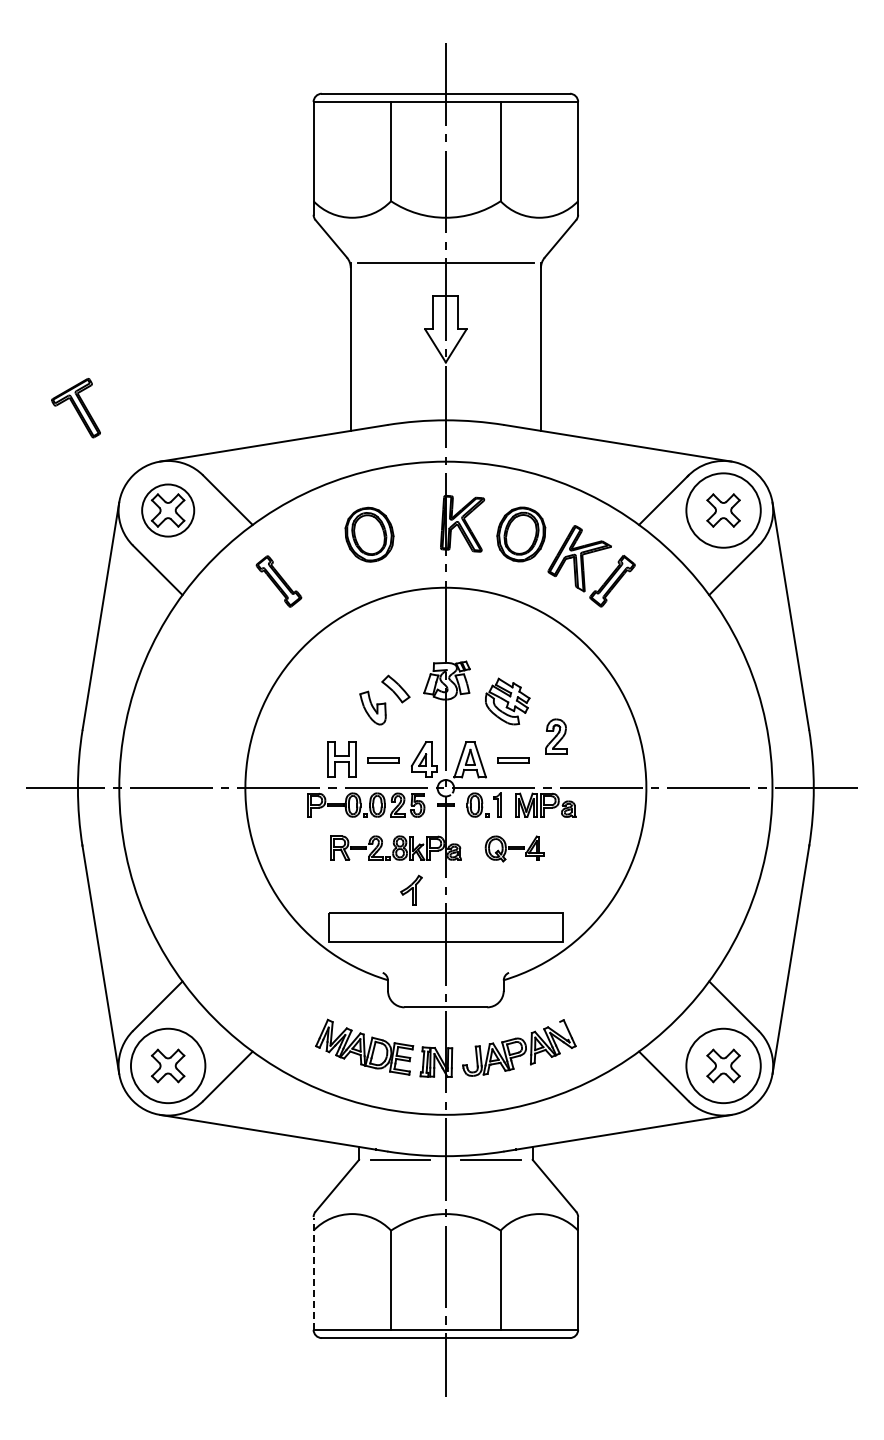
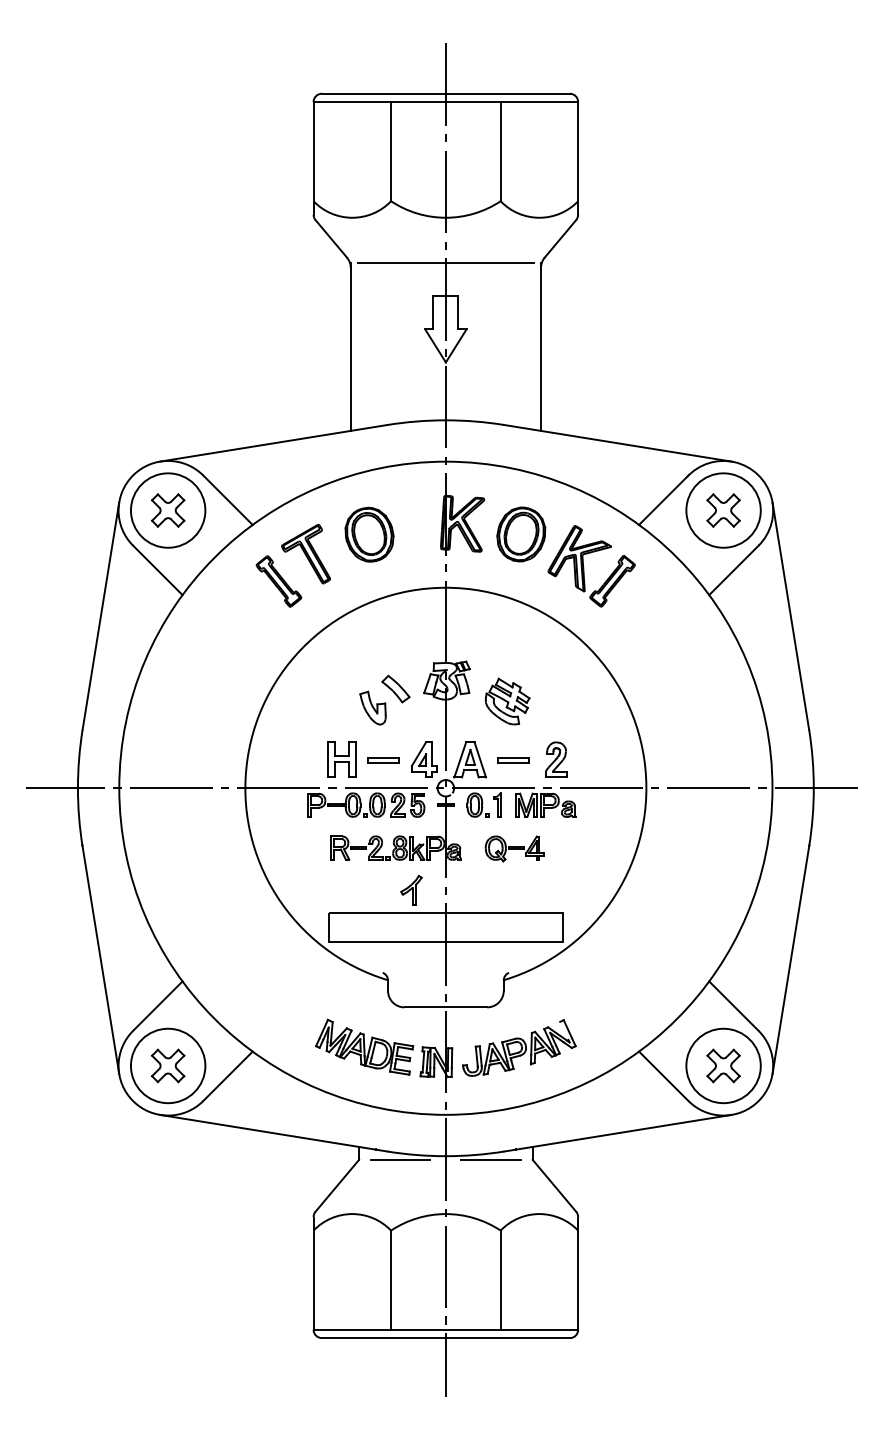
part position: (75, 408) -> (305, 554) (305, 554)
circle diameter: 52 px -> 74 px (167, 510)
part position: (556, 736) -> (556, 759) (556, 759)
line: dashed -> solid (313, 1273)
